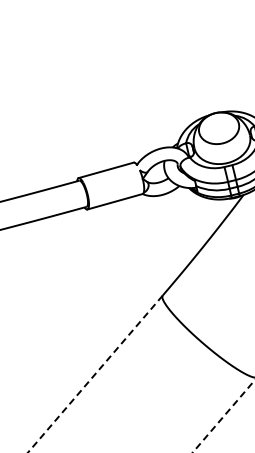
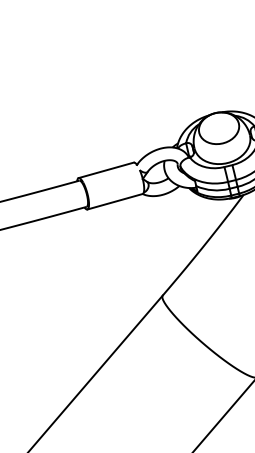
line: dashed -> solid (95, 374)
line: dashed -> solid (223, 416)
